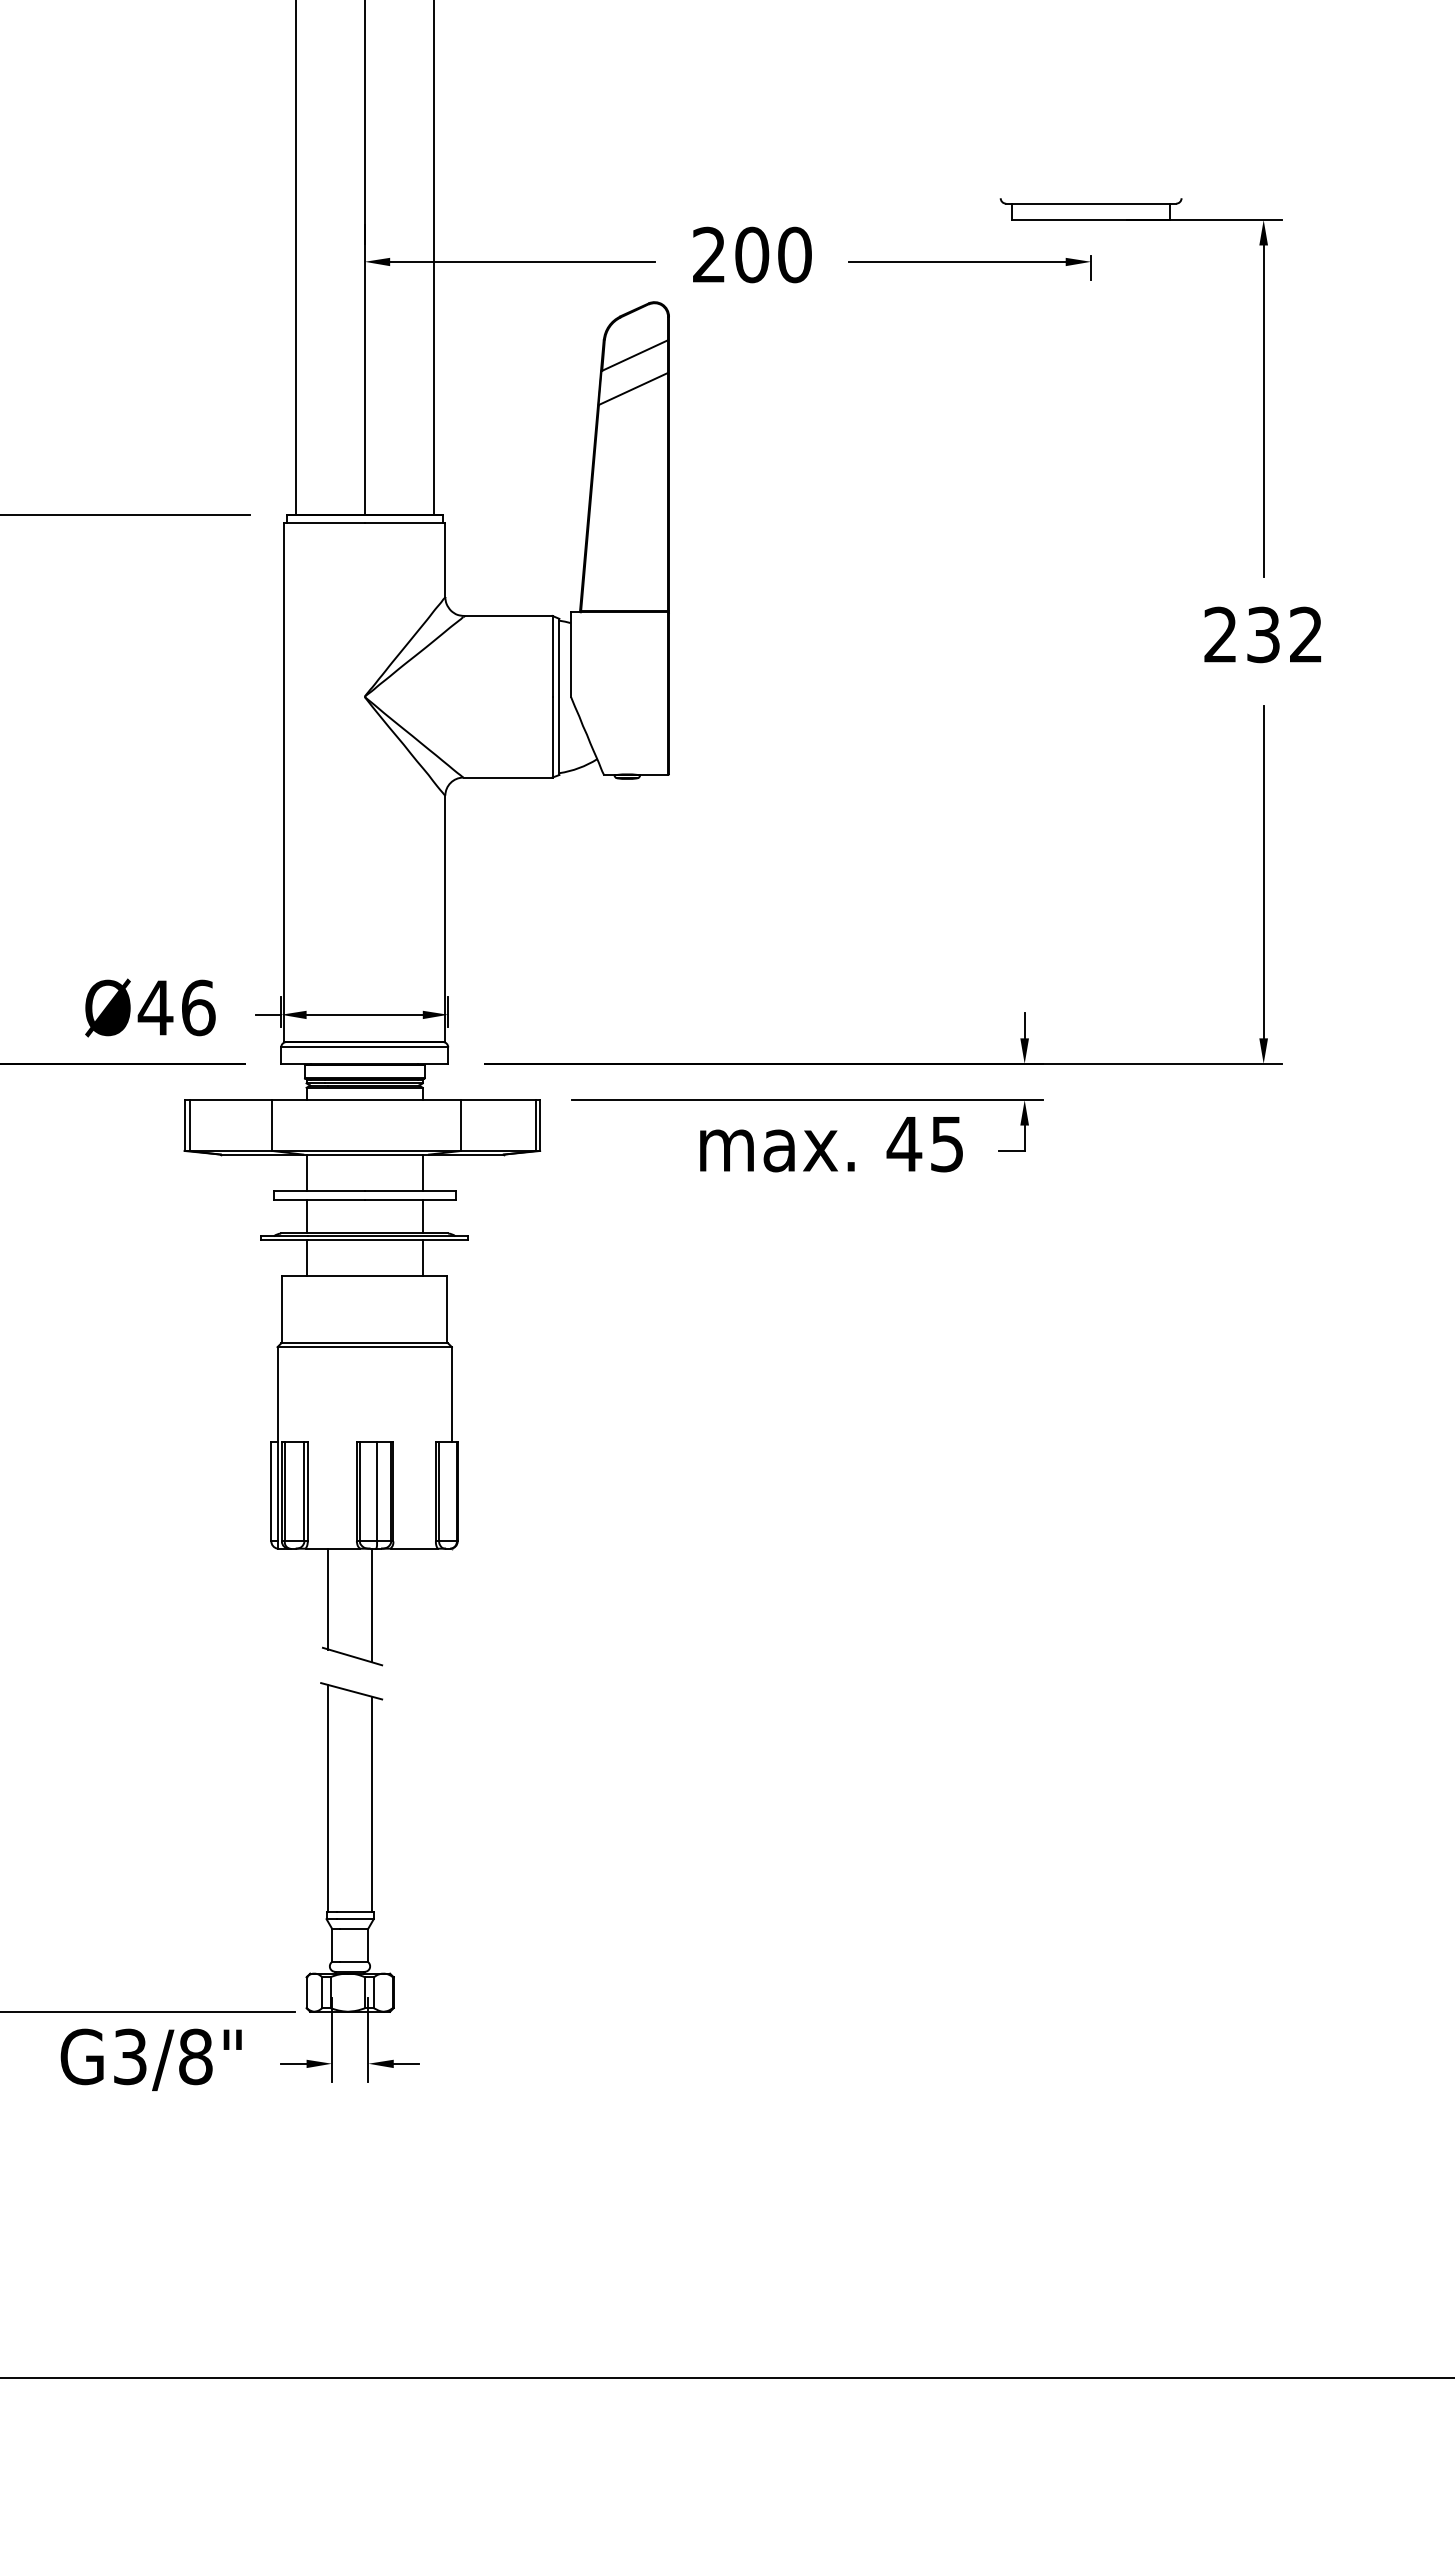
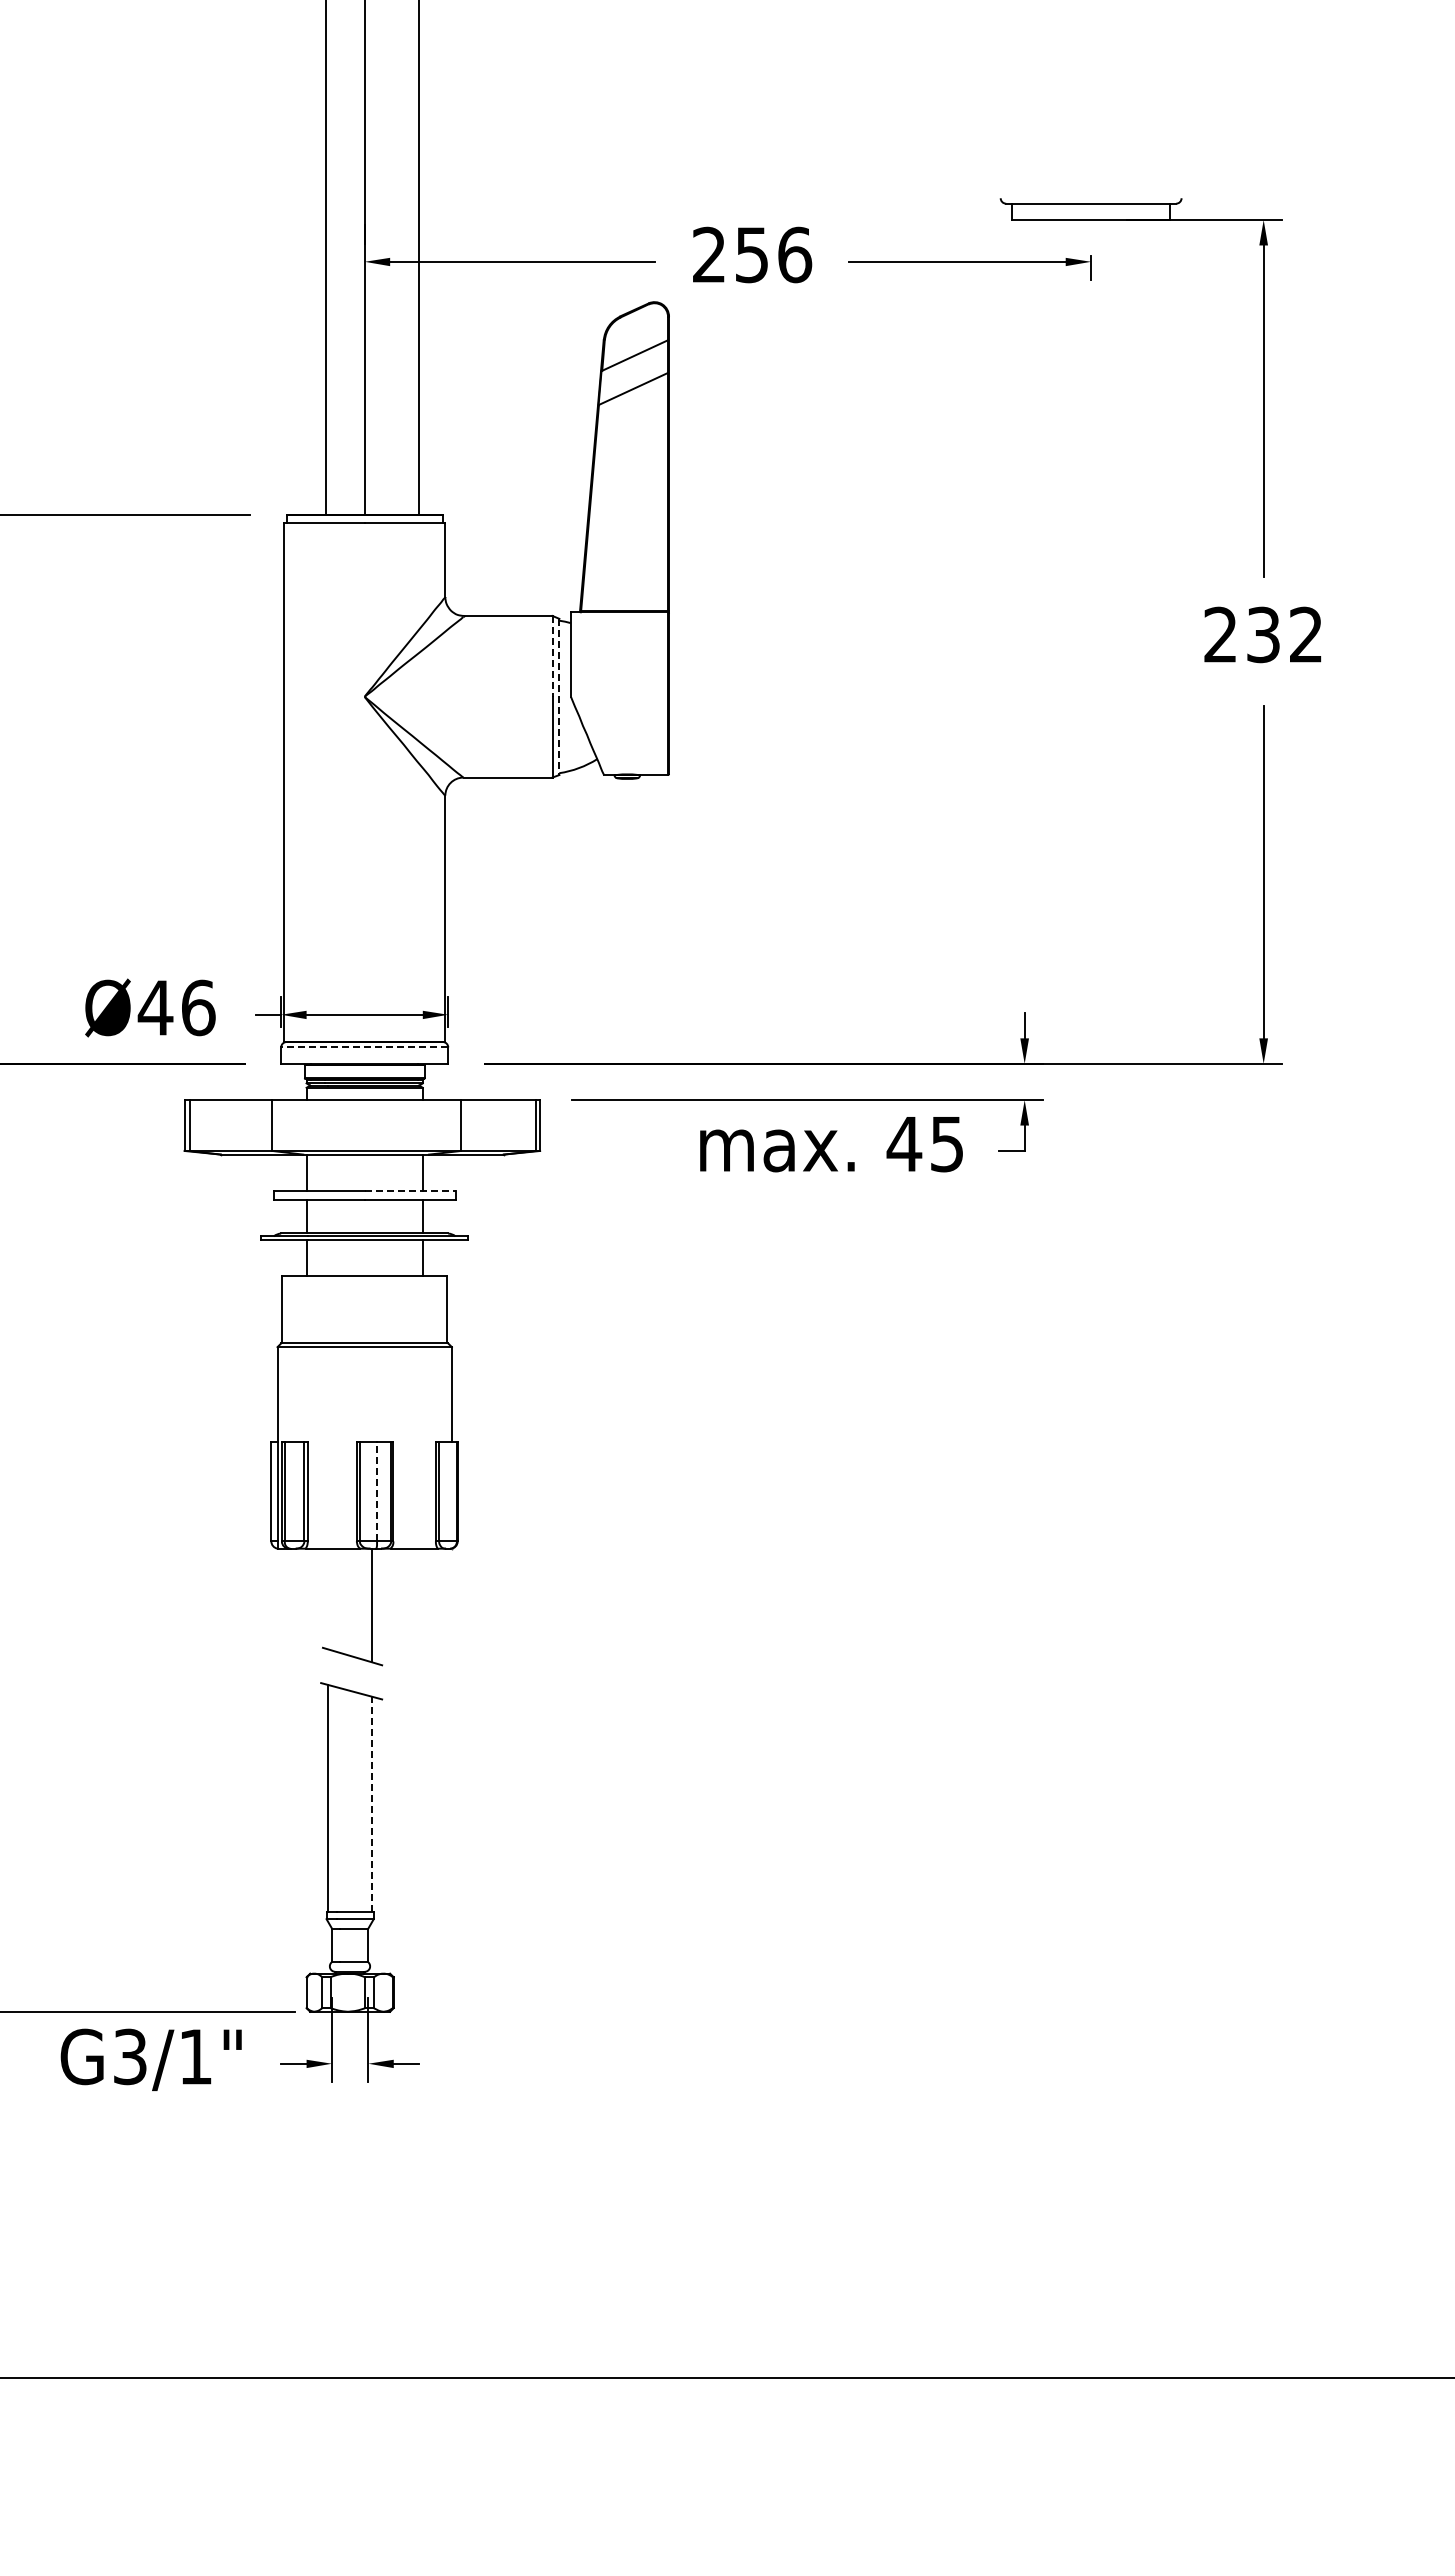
text: 200 -> 256 (773, 254)
line position: (295, 258) -> (325, 258) (325, 258)
line position: (433, 258) -> (418, 258) (418, 258)
line: solid -> dashed (552, 656)
line: solid -> dashed (559, 697)
line: solid -> dashed (364, 1047)
line: solid -> dashed (410, 1190)
line: solid -> dashed (377, 1491)
line: present -> none (328, 1598)
line: solid -> dashed (371, 1804)
text: G3/8" -> G3/1" (195, 2056)
